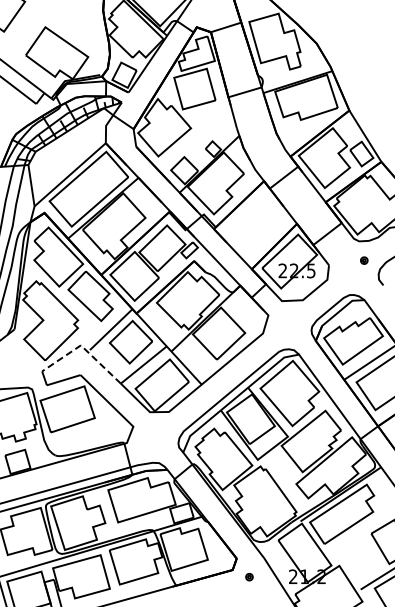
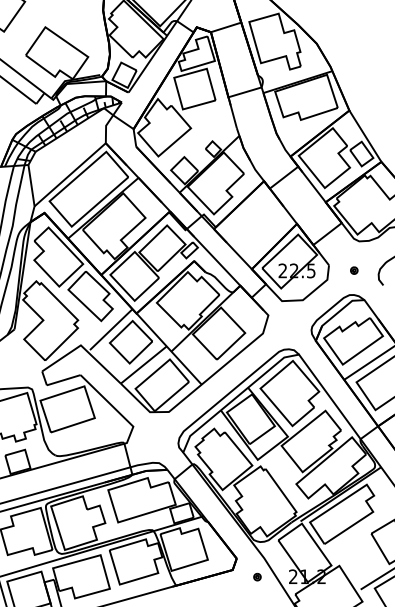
part position: (364, 260) -> (354, 270) (354, 270)
line: dashed -> solid (83, 348)
part position: (249, 576) -> (257, 576) (257, 576)
